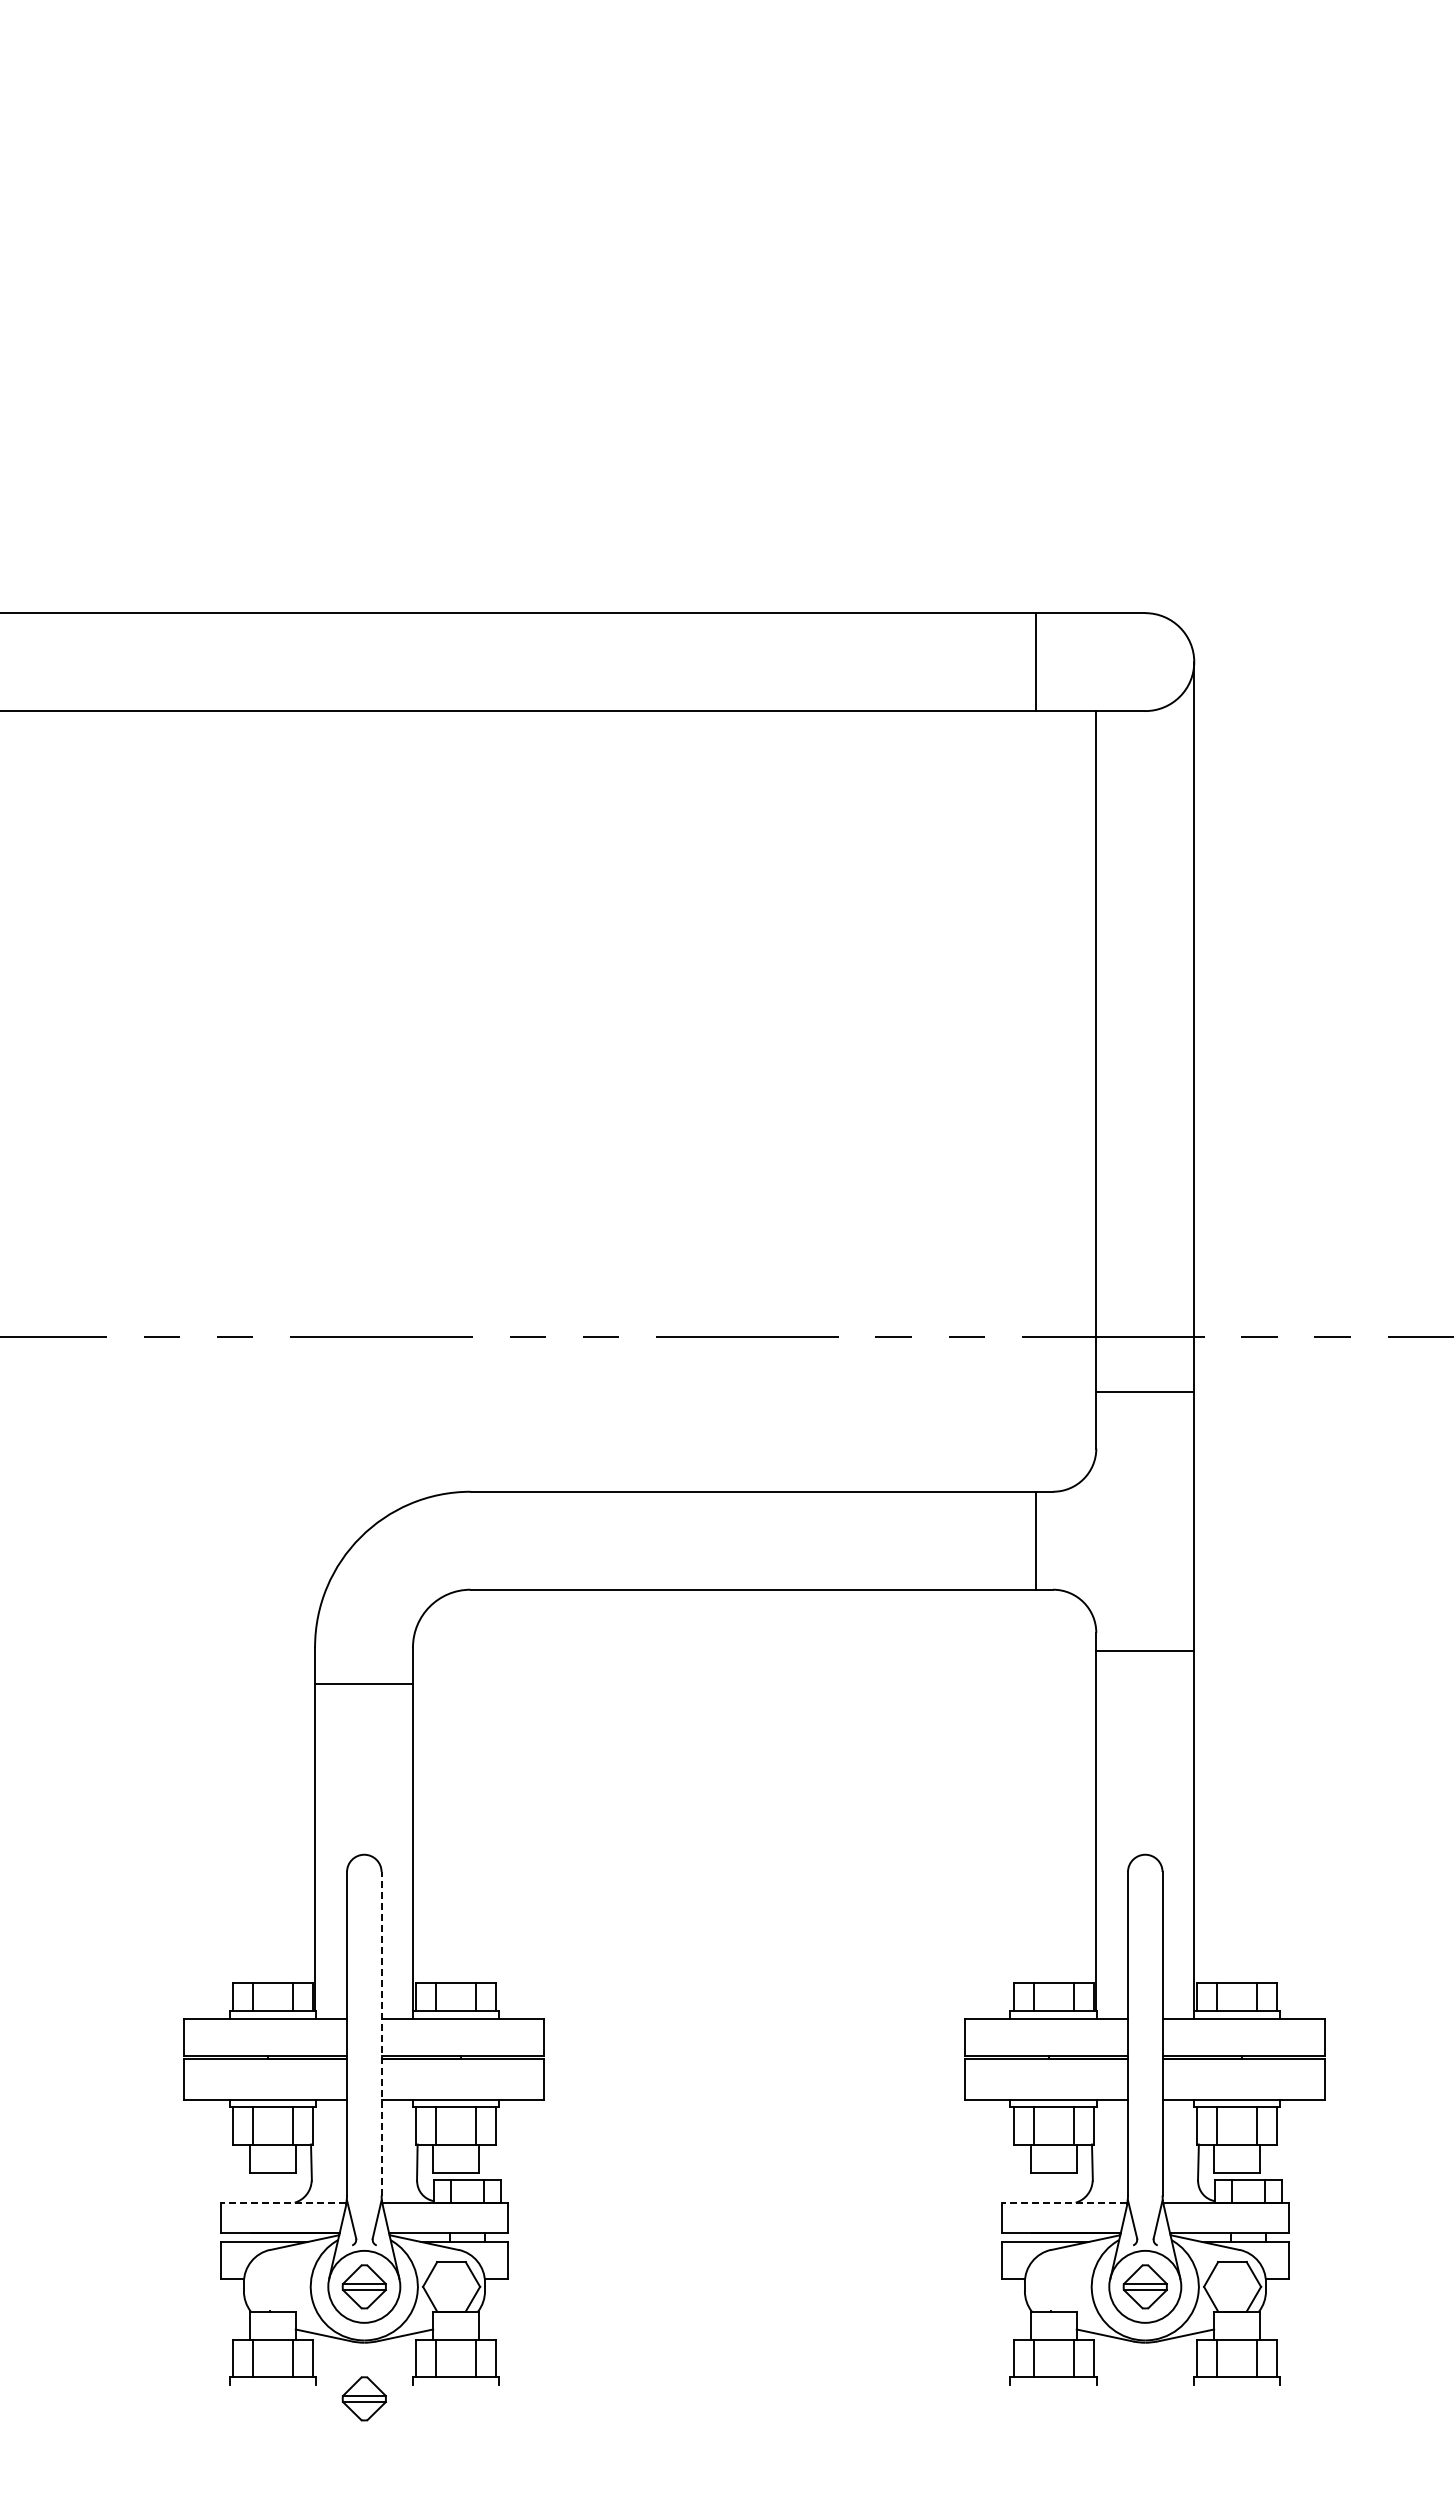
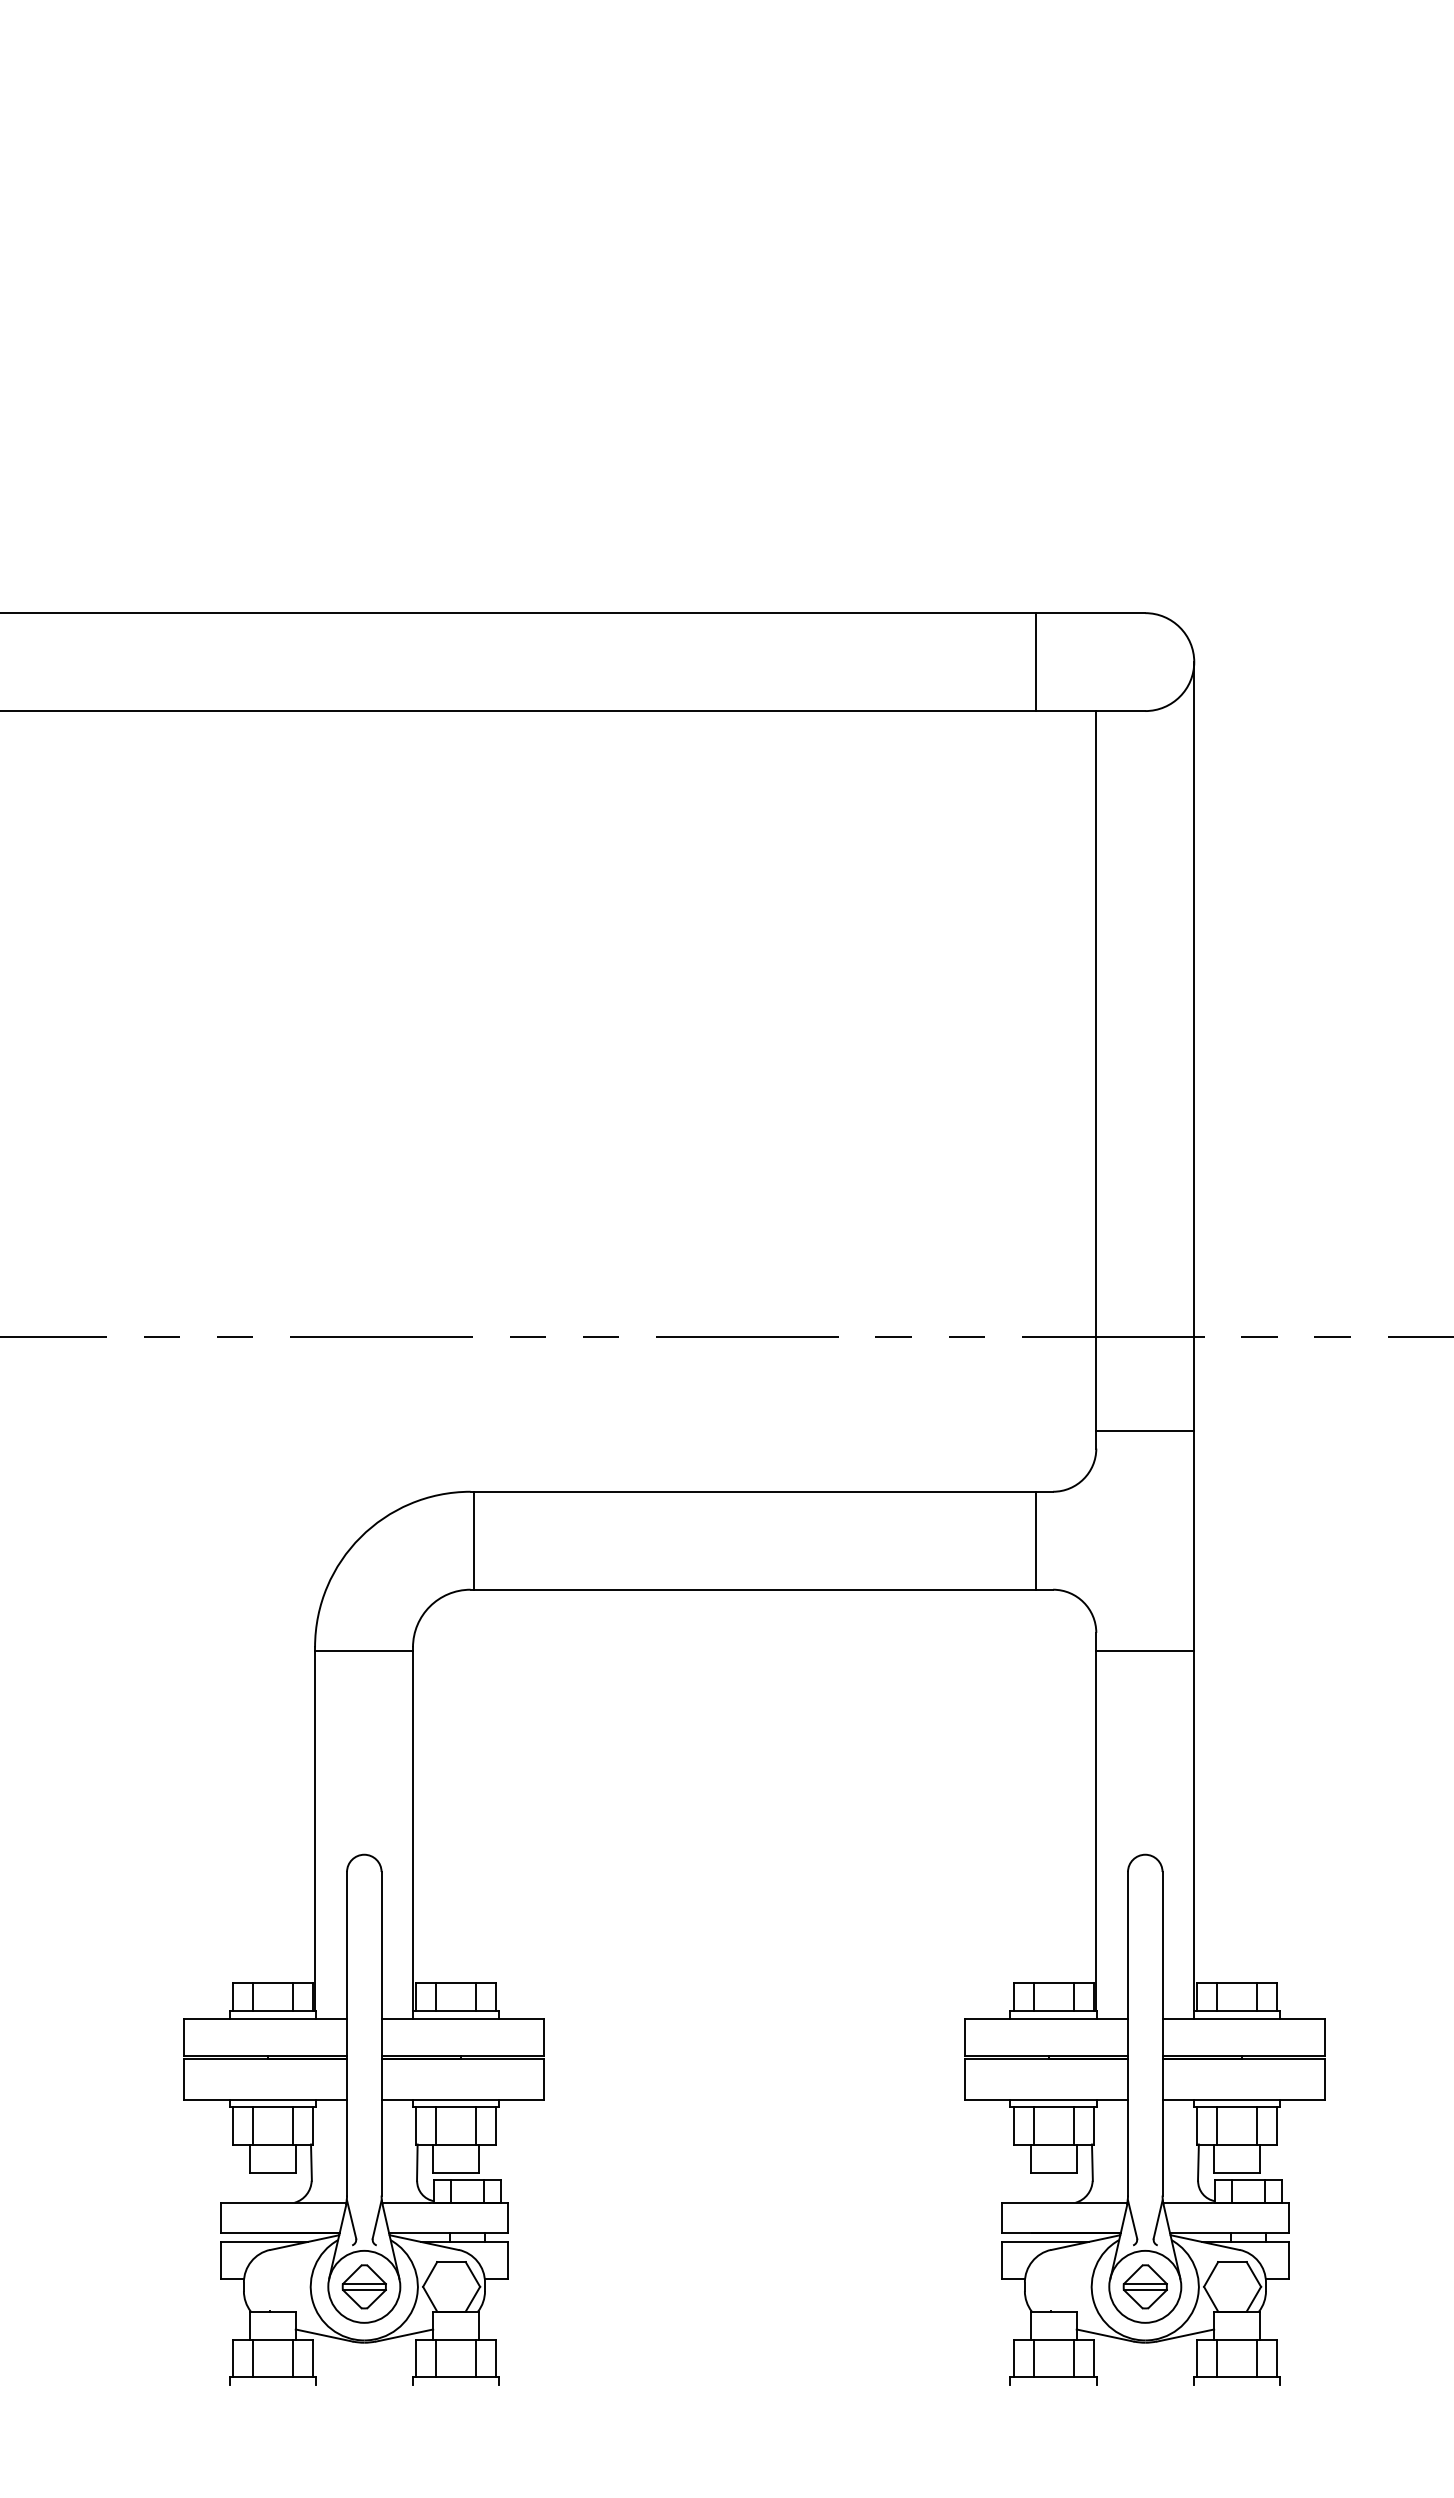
line position: (1145, 1391) -> (1145, 1430) (1145, 1430)
line: none -> present (473, 1540)
line position: (364, 1683) -> (364, 1650) (364, 1650)
line: dashed -> solid (381, 2033)
line: dashed -> solid (283, 2202)
line: dashed -> solid (1064, 2202)
part: present -> none (363, 2398)
